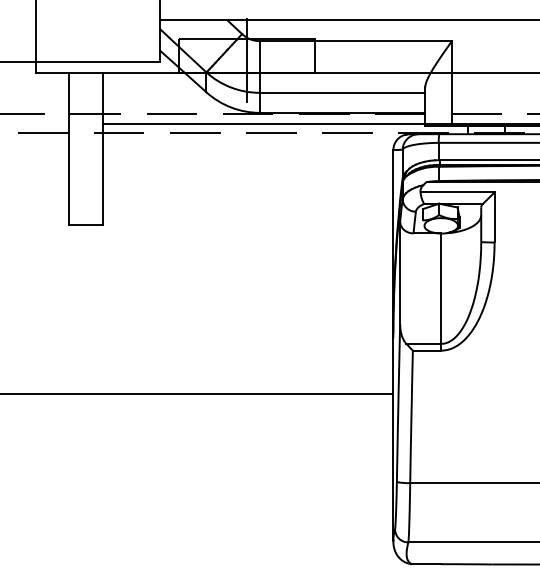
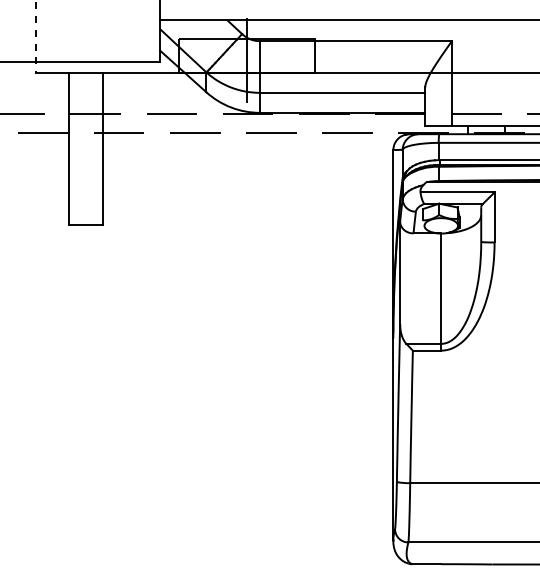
line: solid -> dashed (35, 36)
line: present -> none (319, 123)
line: present -> none (197, 394)
